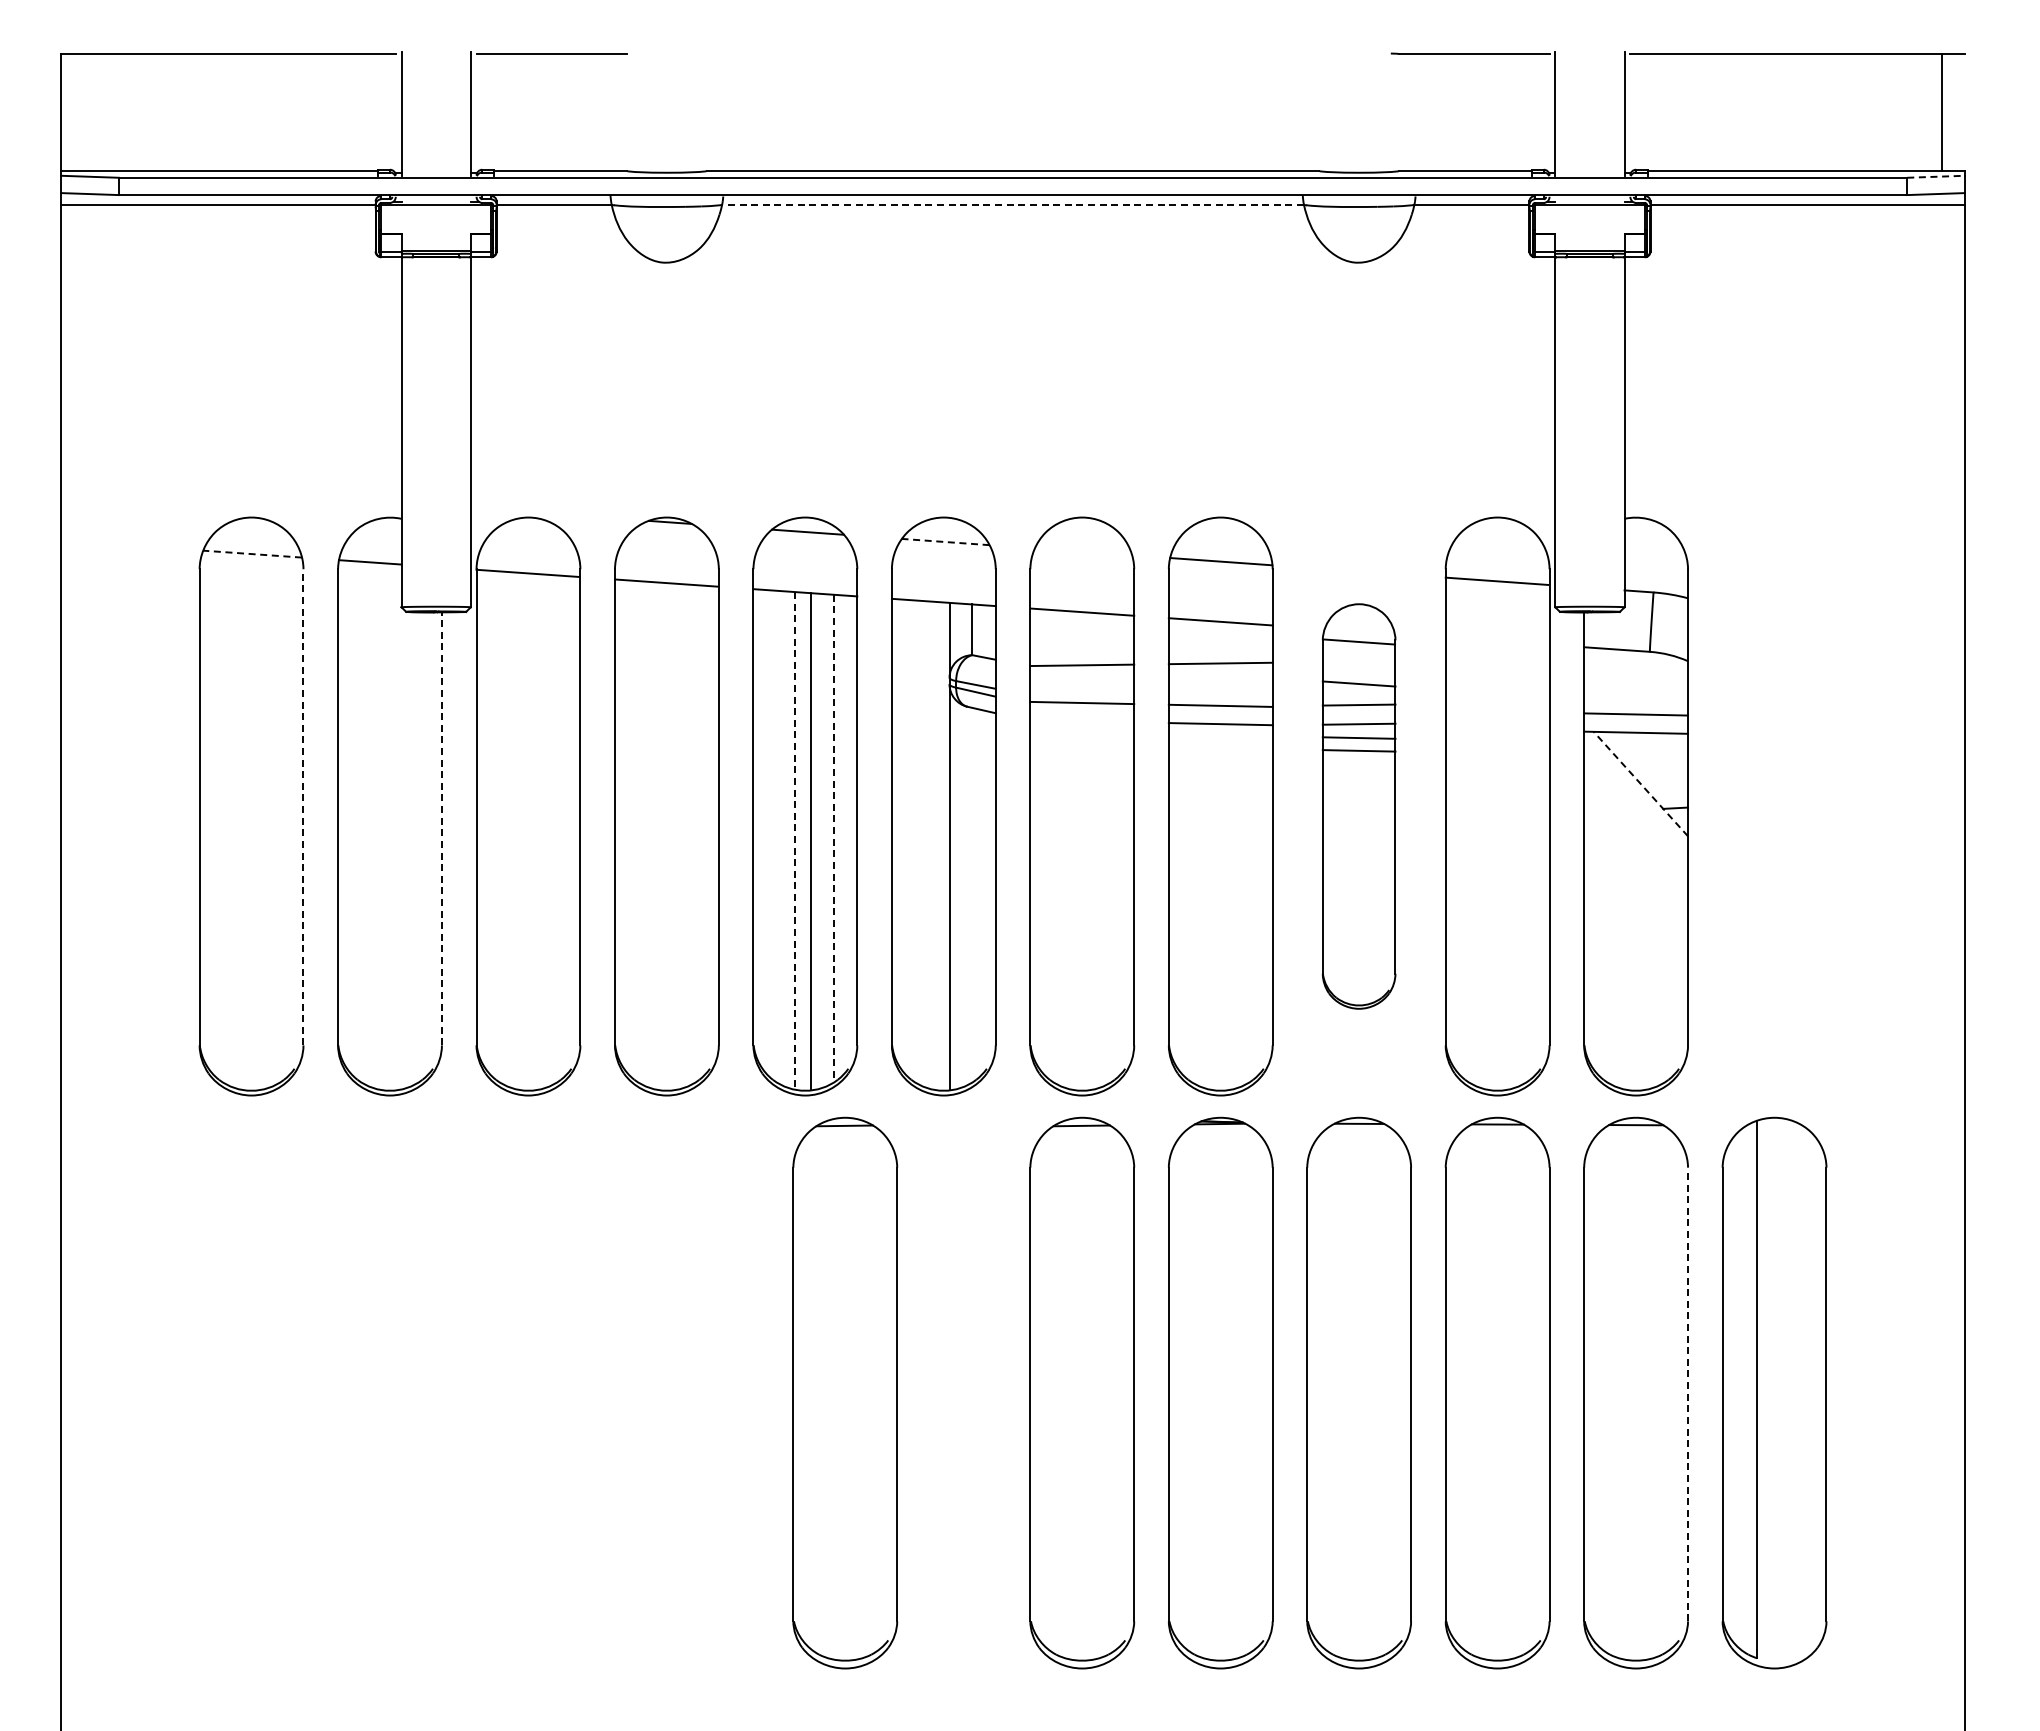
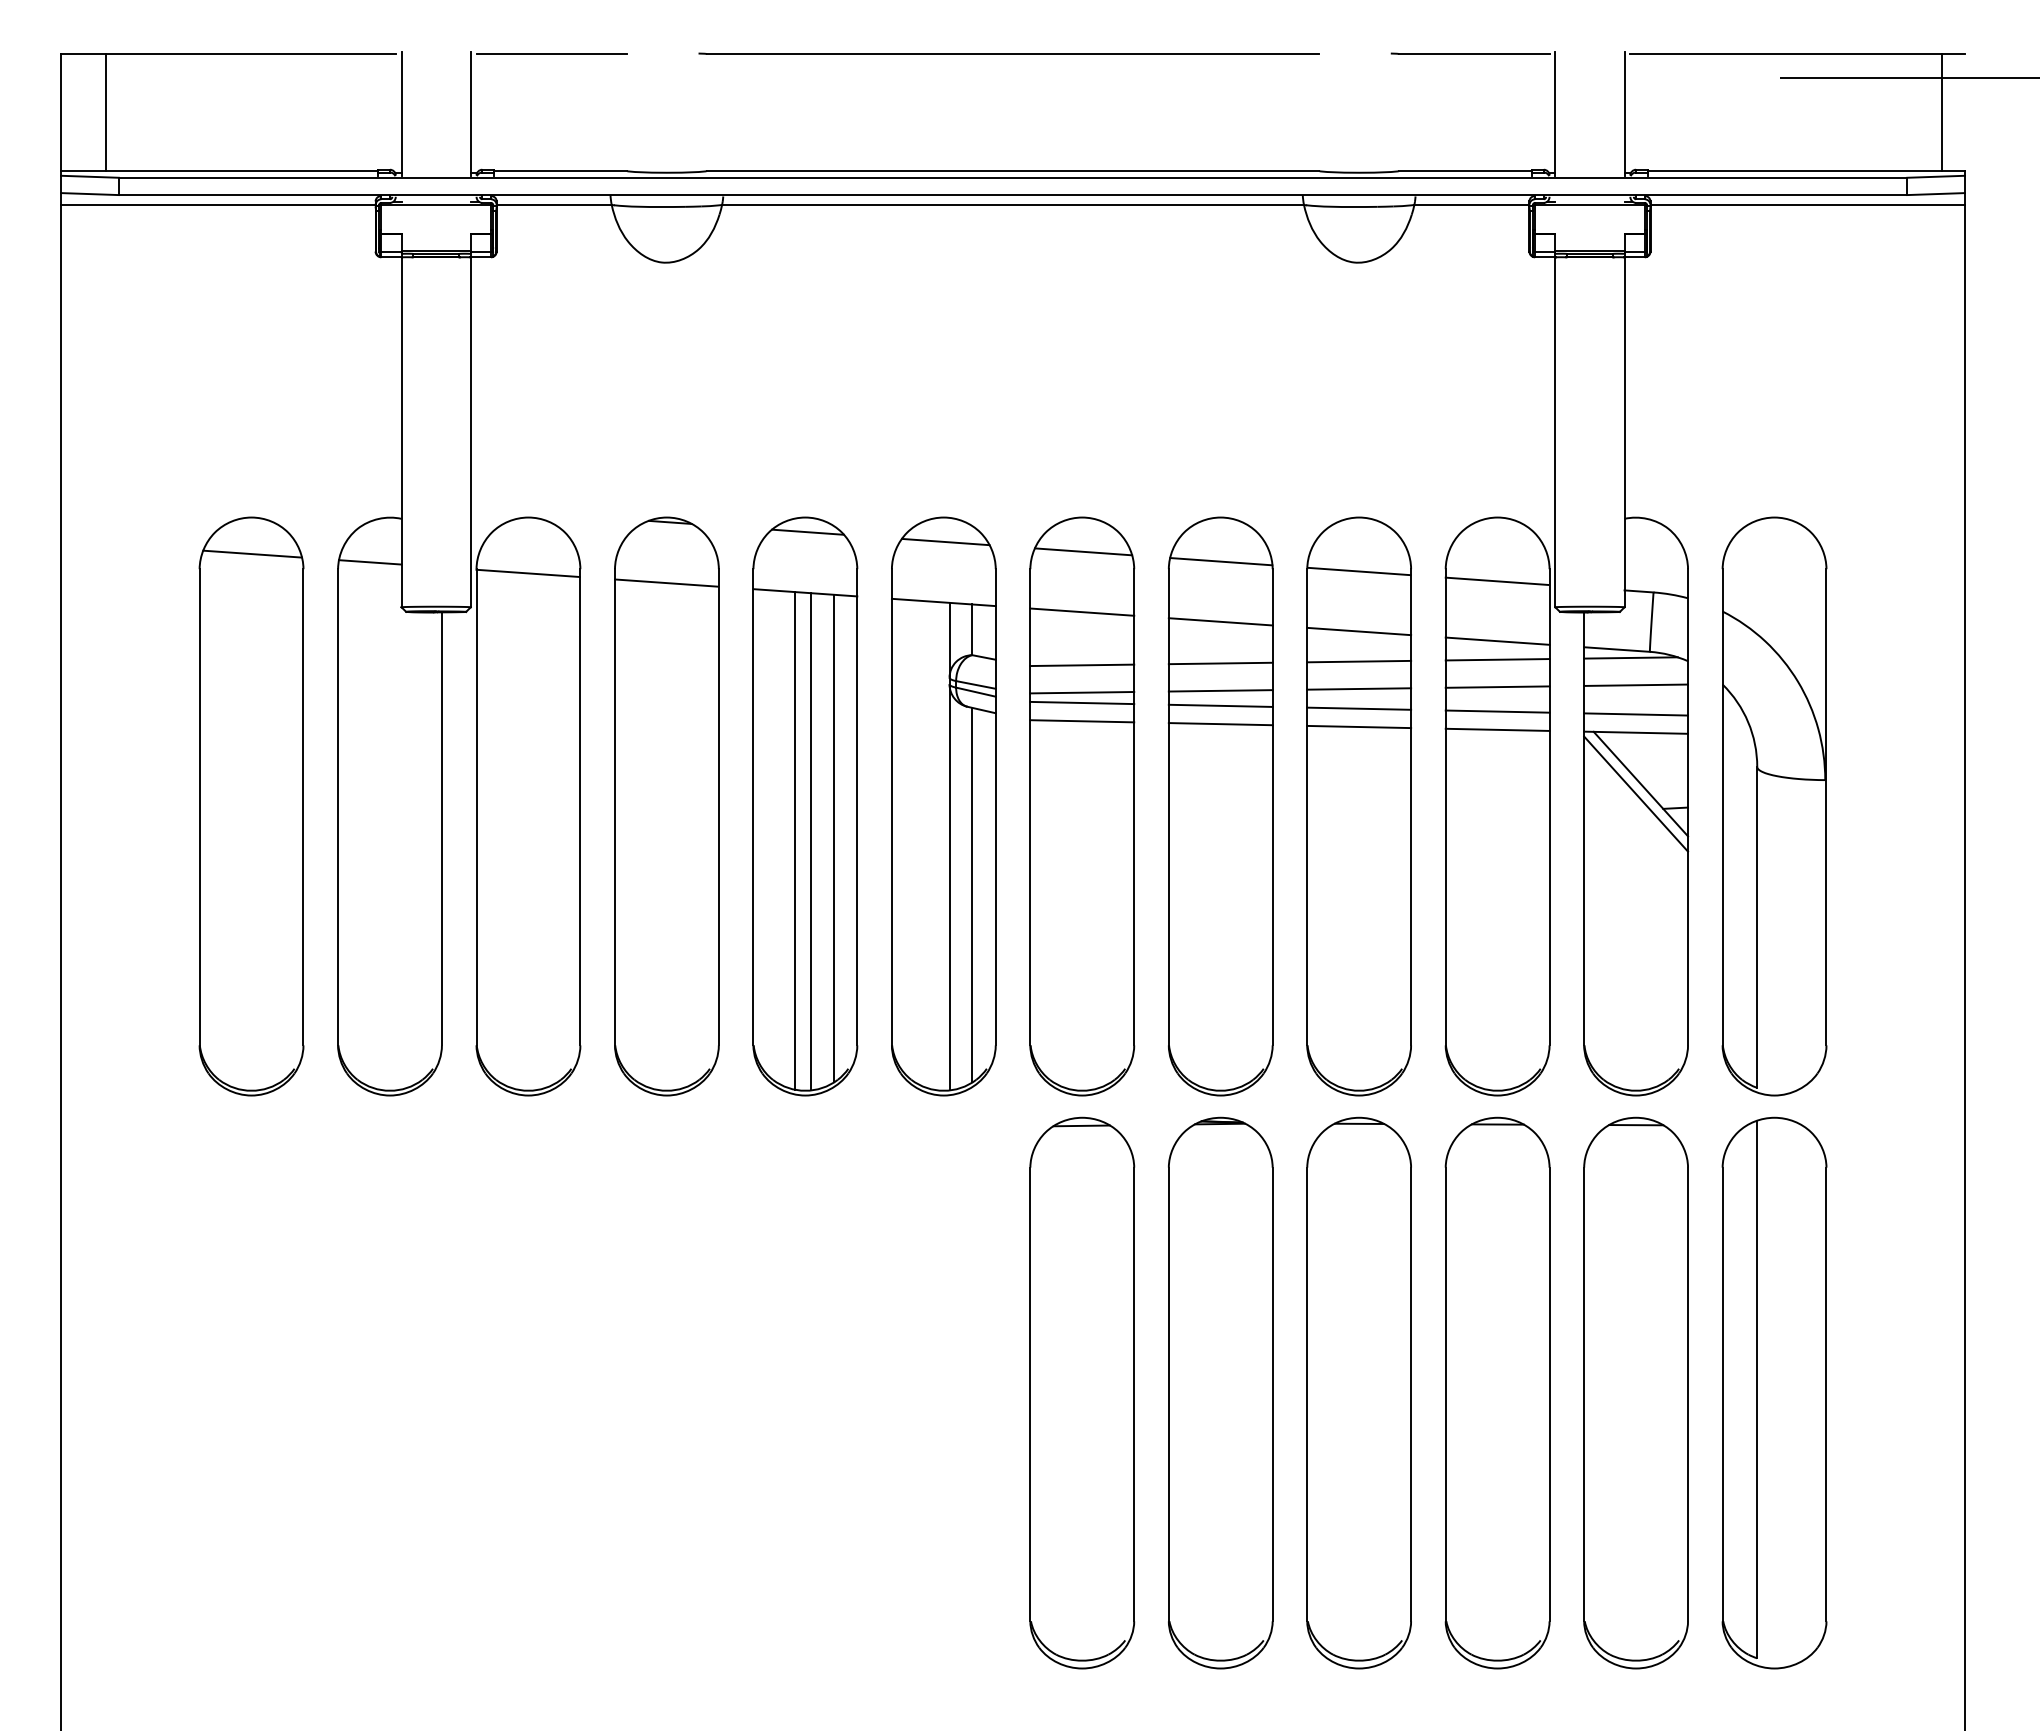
line: none -> present (1008, 53)
line: none -> present (1908, 77)
line: none -> present (106, 112)
line: dashed -> solid (1936, 176)
line: dashed -> solid (1013, 205)
line: dashed -> solid (945, 542)
line: none -> present (1083, 551)
line: dashed -> solid (252, 554)
line: none -> present (1497, 640)
line: none -> present (1630, 657)
line: none -> present (1497, 659)
line: none -> present (1636, 684)
line: none -> present (1497, 686)
line: none -> present (1220, 690)
line: none -> present (1082, 692)
line: none -> present (1497, 711)
line: none -> present (1082, 721)
line: none -> present (1497, 729)
line: dashed -> solid (1640, 783)
line: none -> present (1636, 793)
line: dashed -> solid (303, 806)
part size: 76x407 px -> 106x581 px (1358, 806)
part: none -> present (1774, 806)
line: dashed -> solid (441, 828)
line: dashed -> solid (834, 838)
line: dashed -> solid (795, 840)
line: none -> present (972, 894)
part: present -> none (845, 1392)
line: dashed -> solid (1688, 1394)
